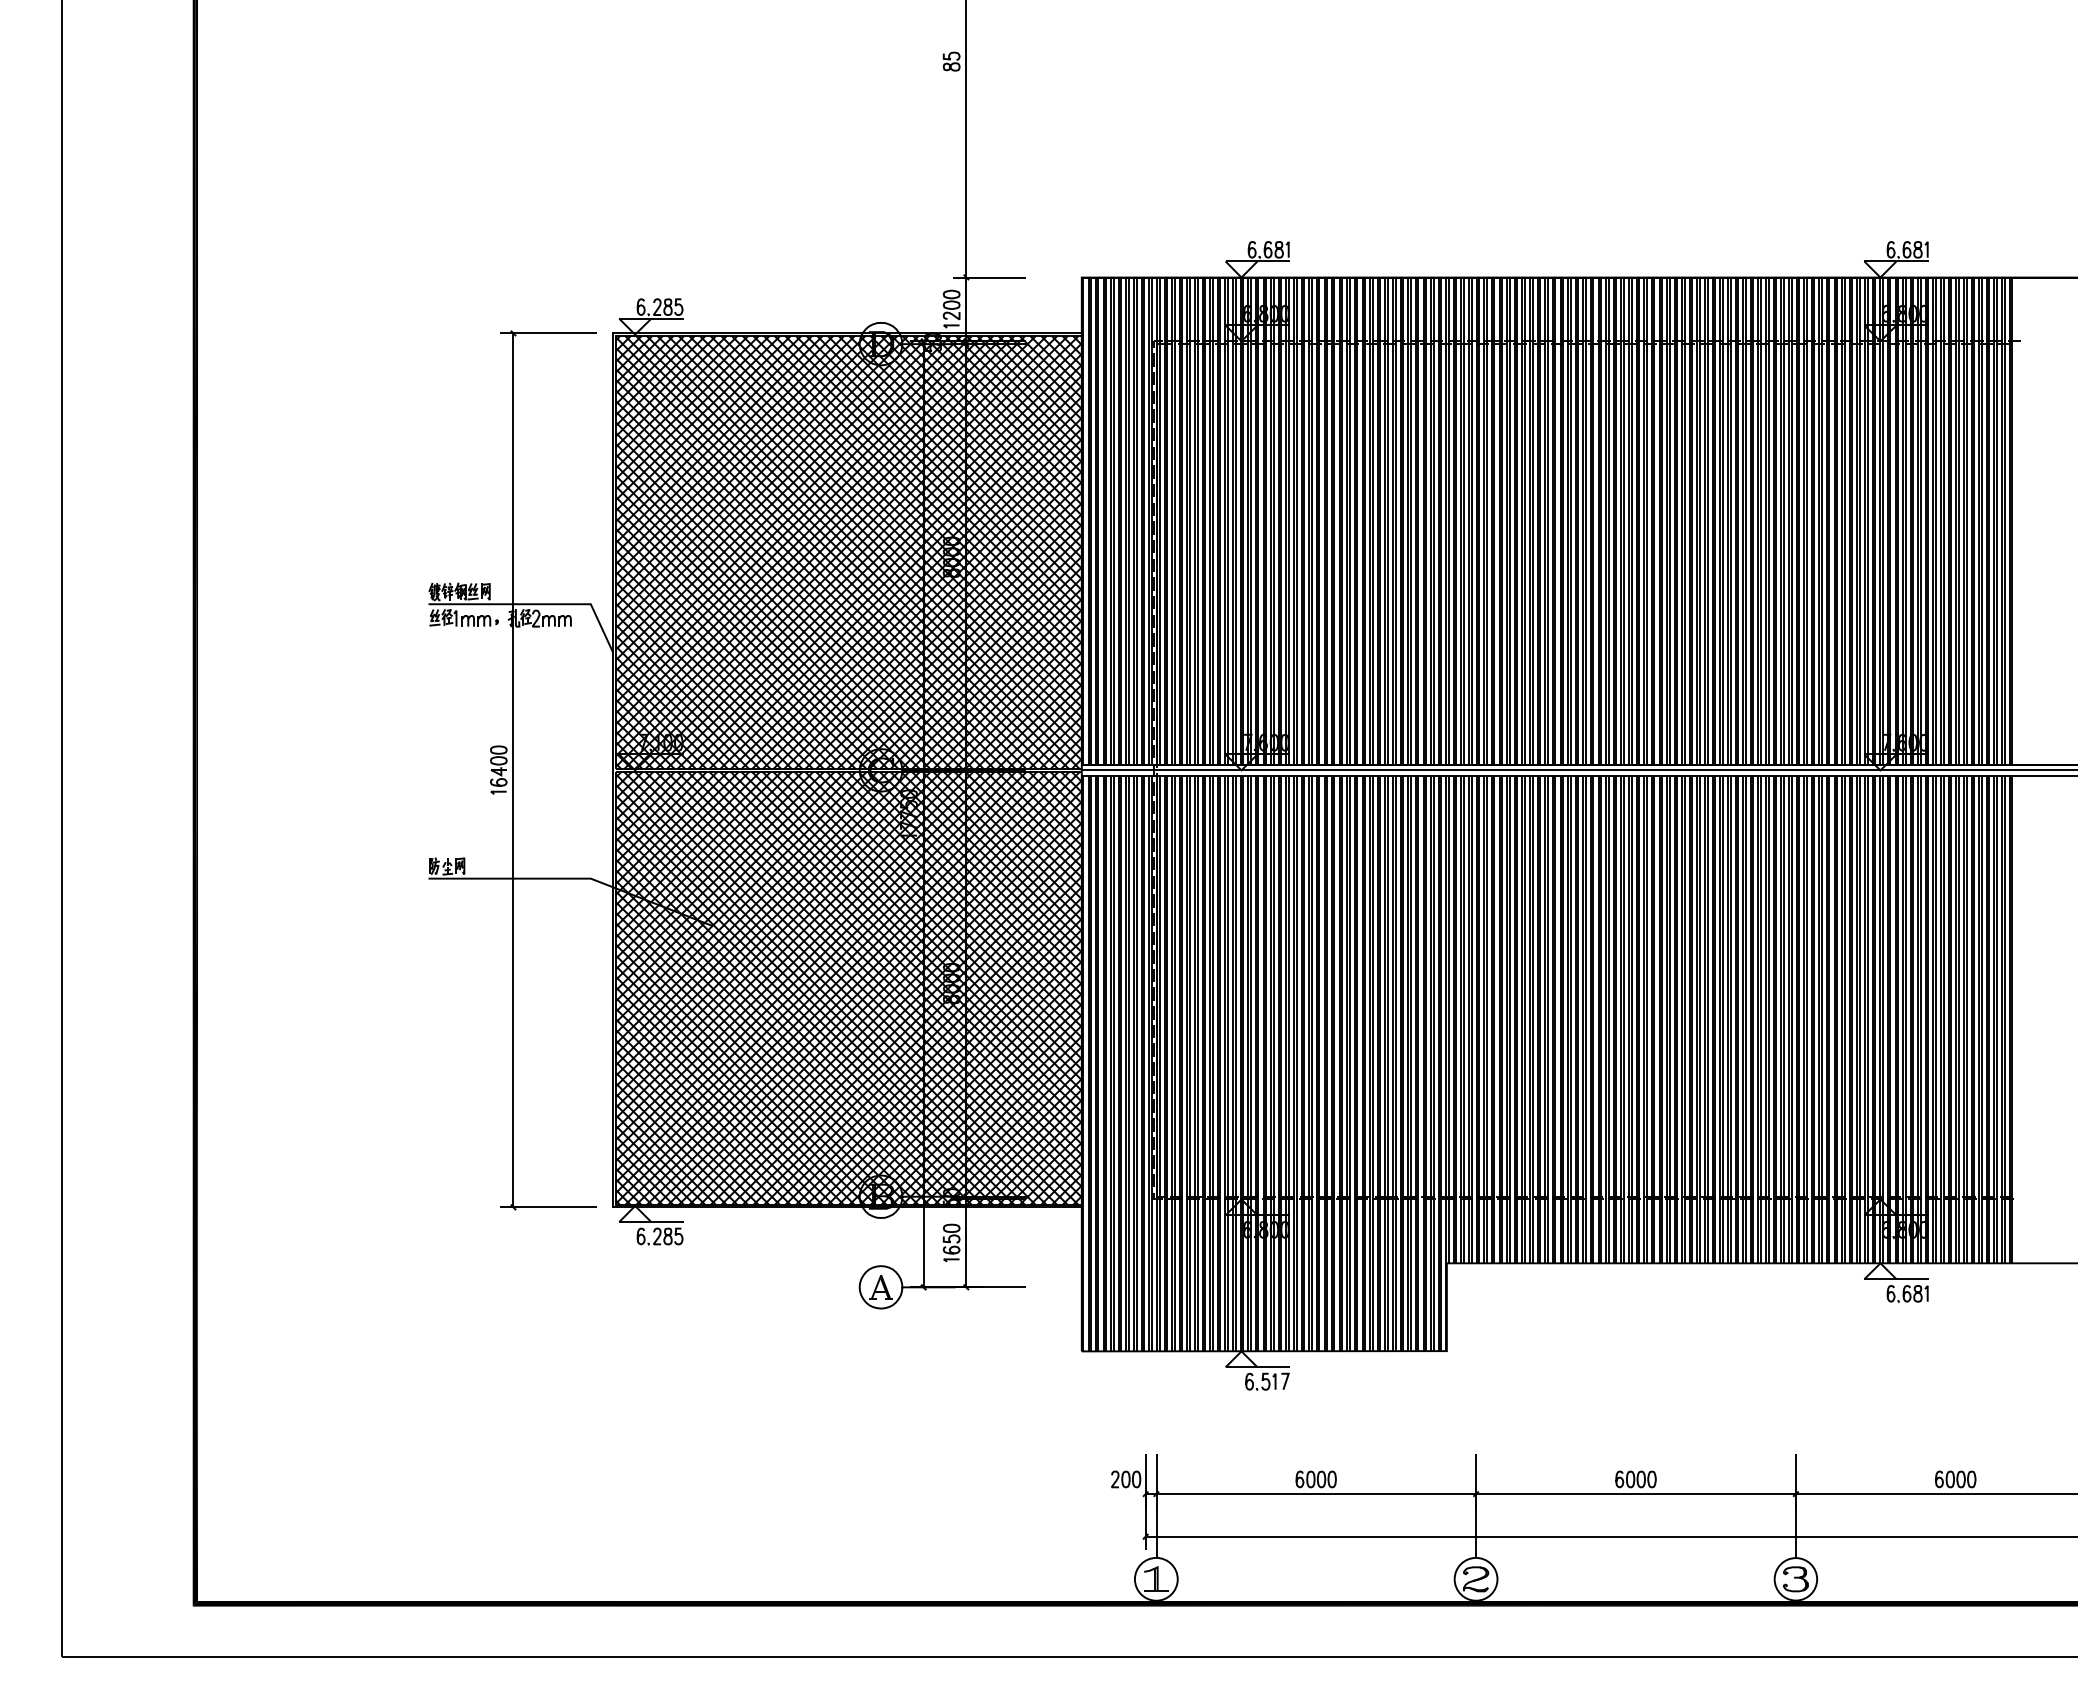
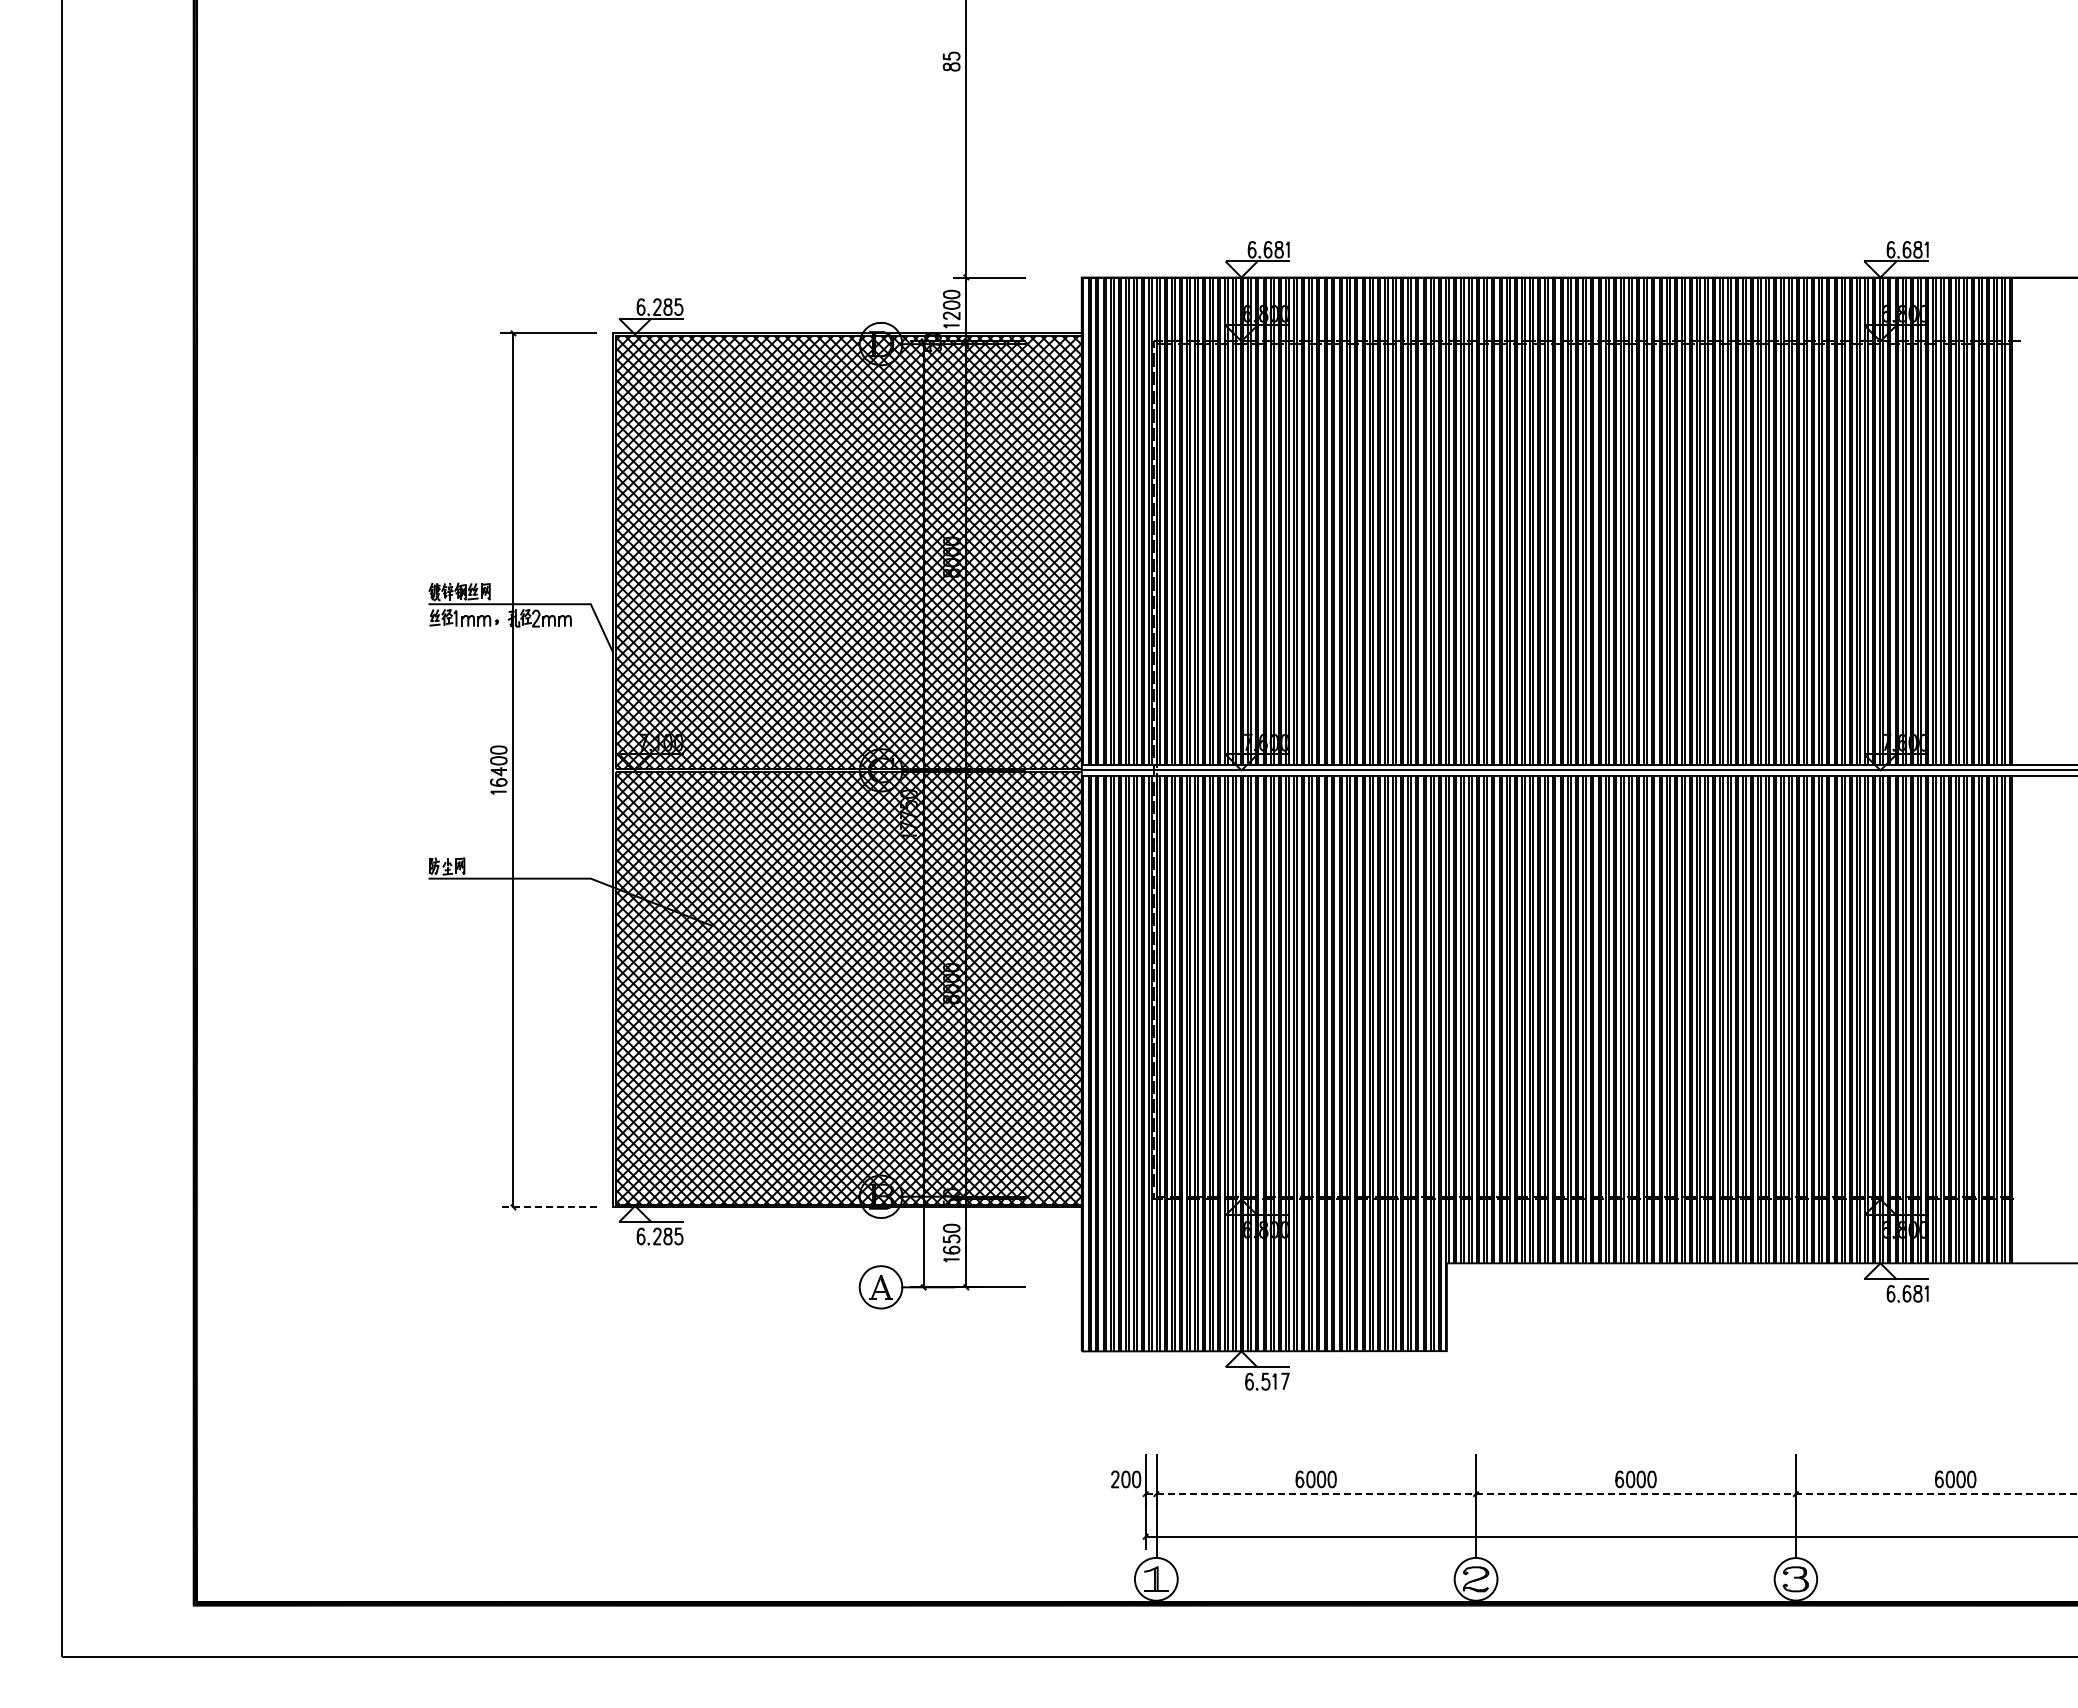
line: solid -> dashed (548, 1207)
line: solid -> dashed (1611, 1494)
